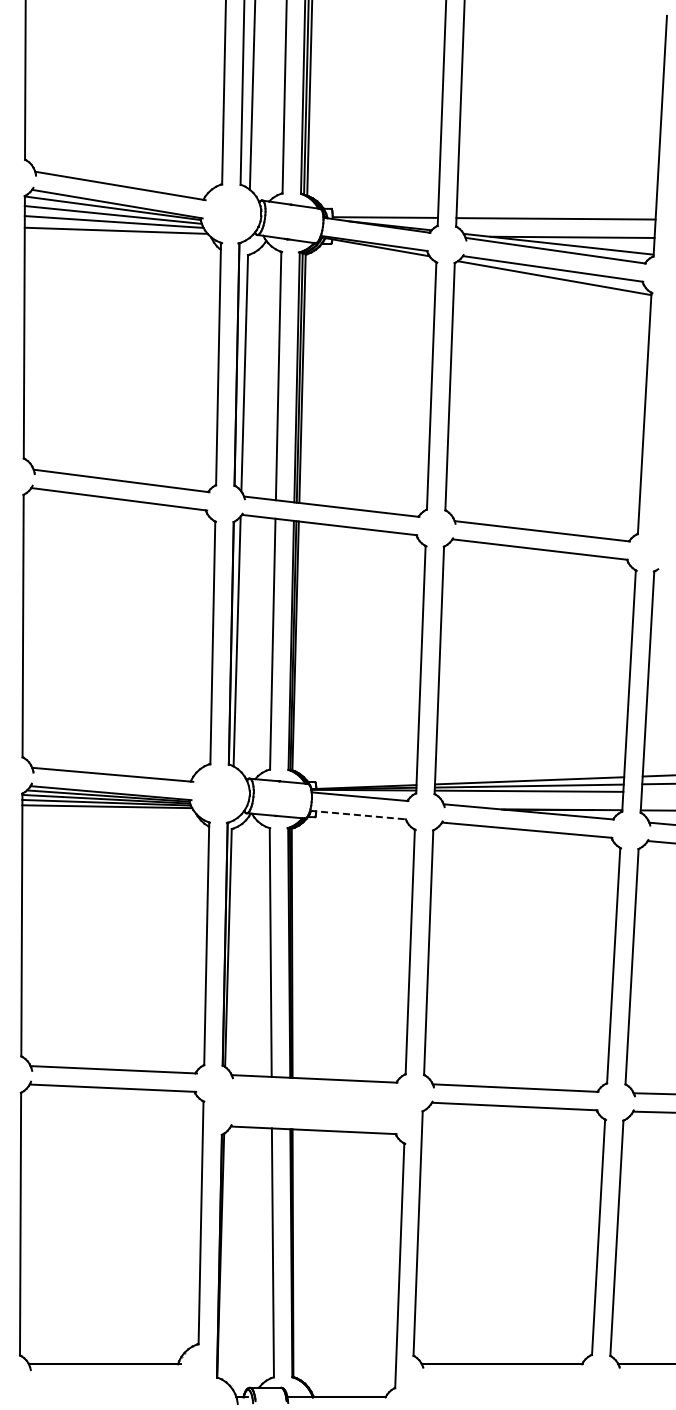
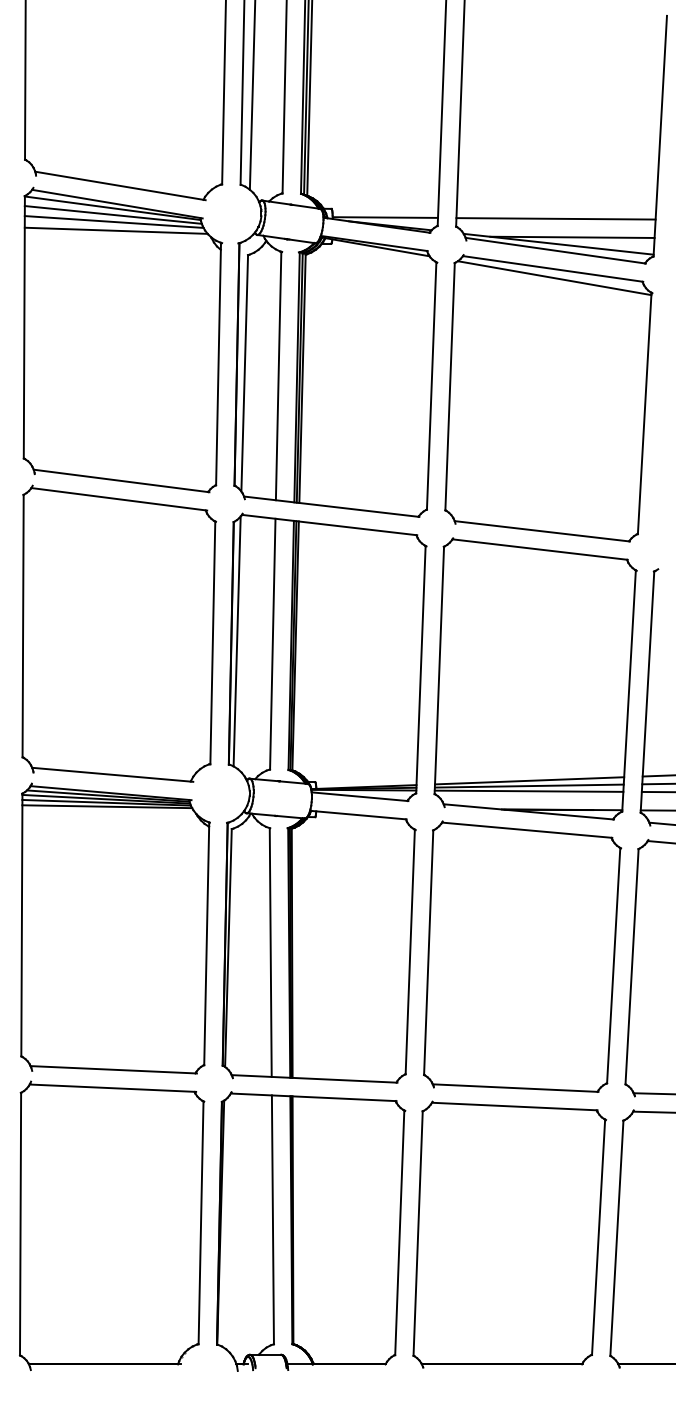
line: none -> present (656, 791)
line: dashed -> solid (358, 815)
part position: (311, 1264) -> (311, 1231) (311, 1231)
